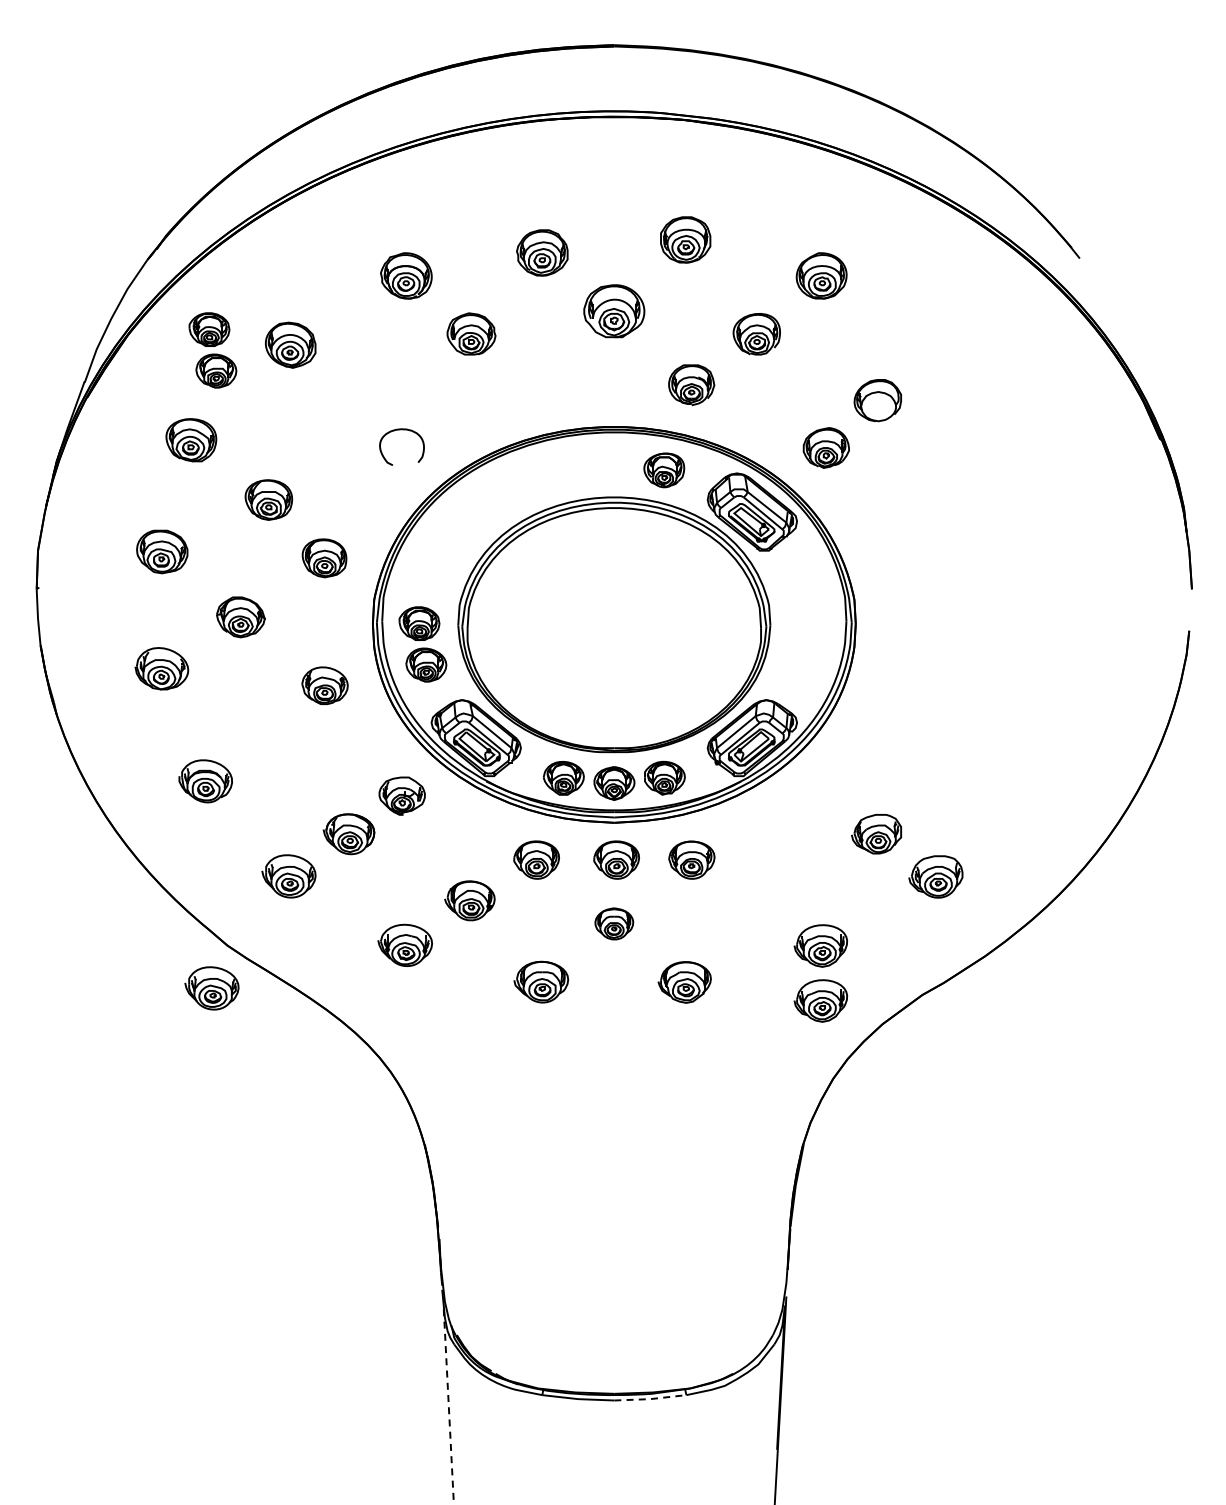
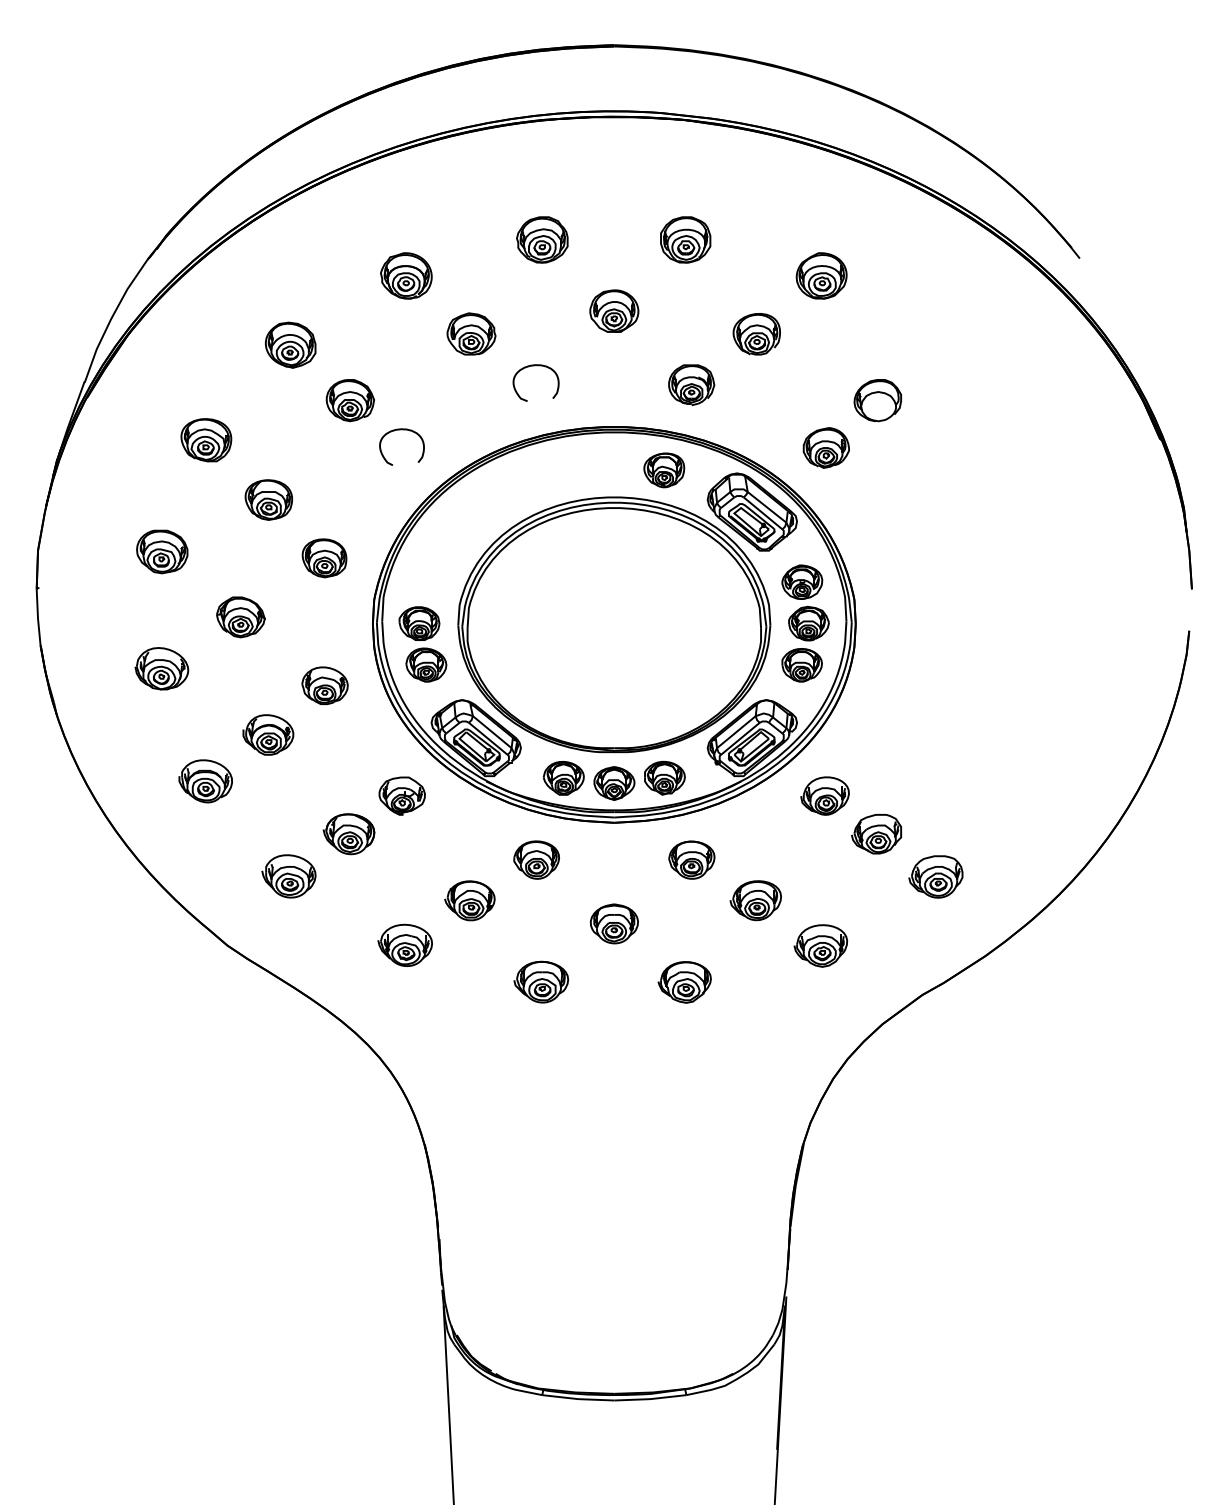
part position: (542, 252) -> (542, 239) (542, 239)
part size: 63x55 px -> 51x44 px (614, 310)
part: present -> none (212, 350)
curve: none -> present (534, 366)
part: none -> present (349, 400)
part position: (191, 440) -> (206, 440) (206, 440)
part: none -> present (805, 623)
part: none -> present (268, 734)
part: none -> present (824, 795)
part: present -> none (616, 859)
part: none -> present (755, 900)
part size: 41x34 px -> 50x42 px (613, 923)
part: present -> none (211, 988)
part: present -> none (820, 1000)
line: dashed -> solid (650, 1399)
line: dashed -> solid (448, 1405)
